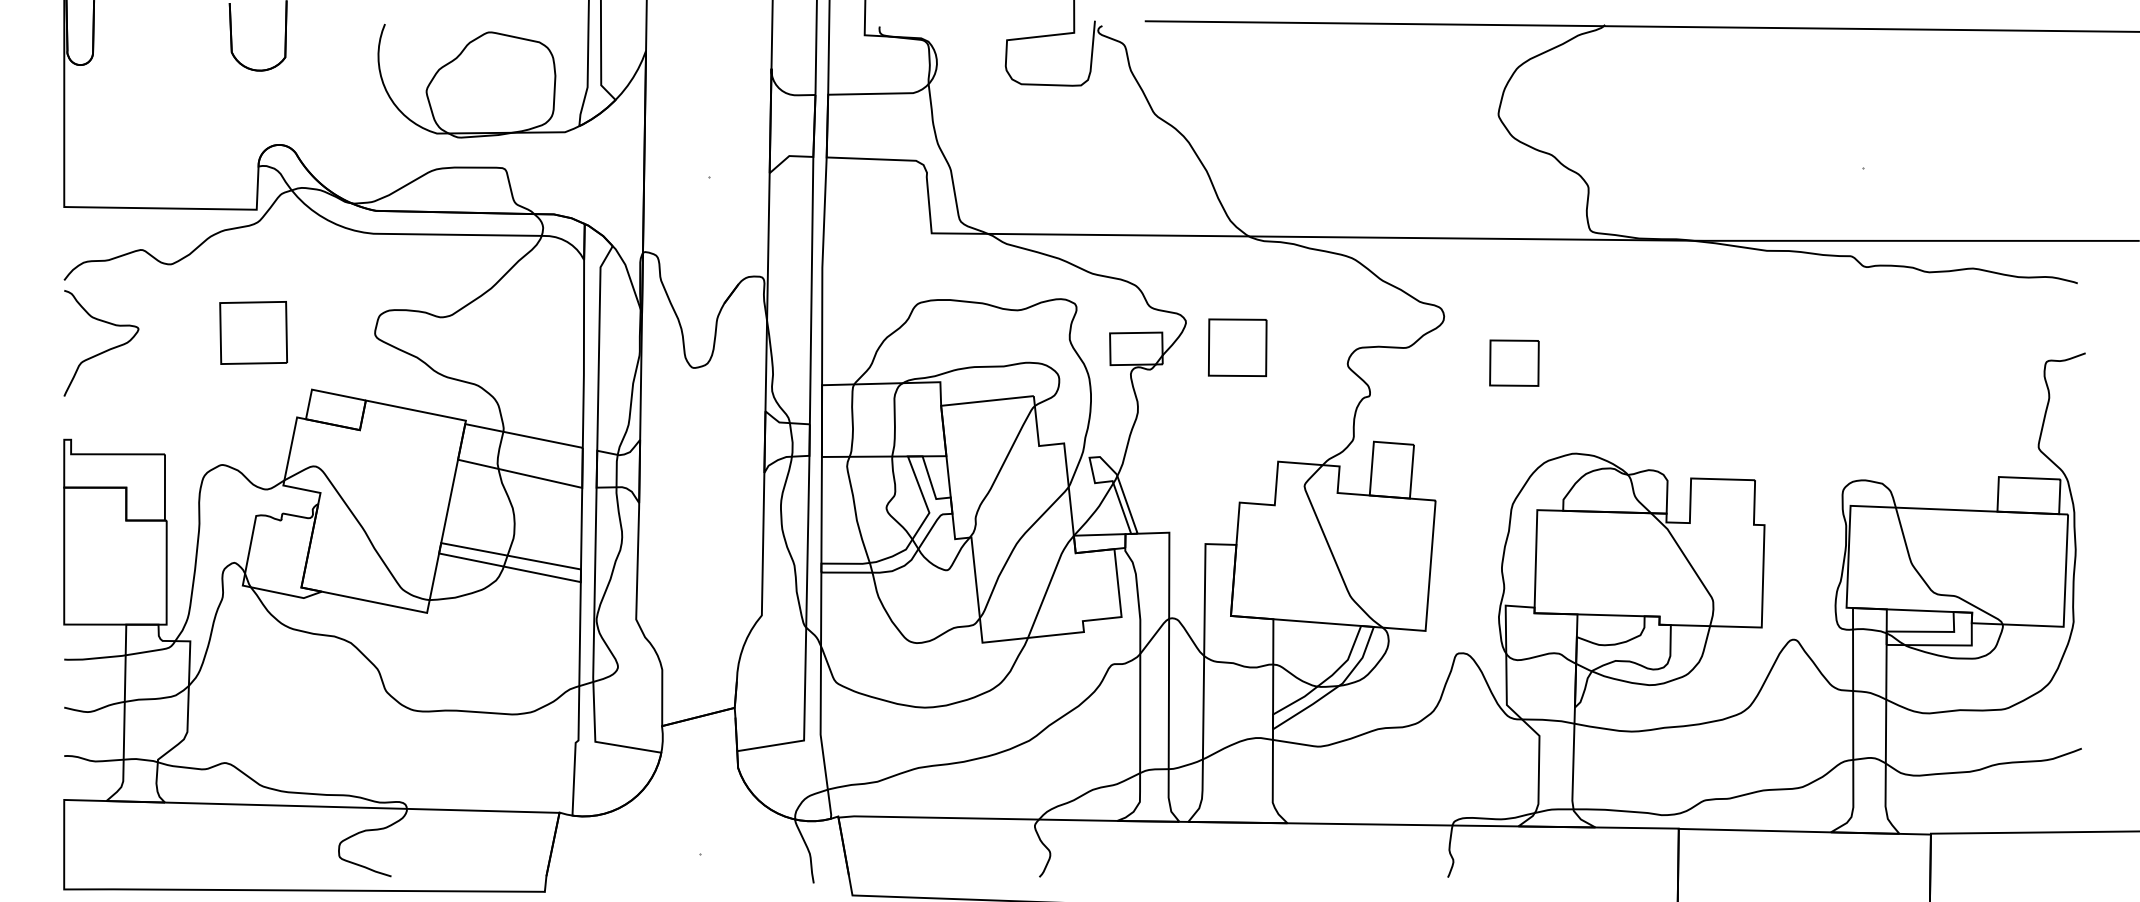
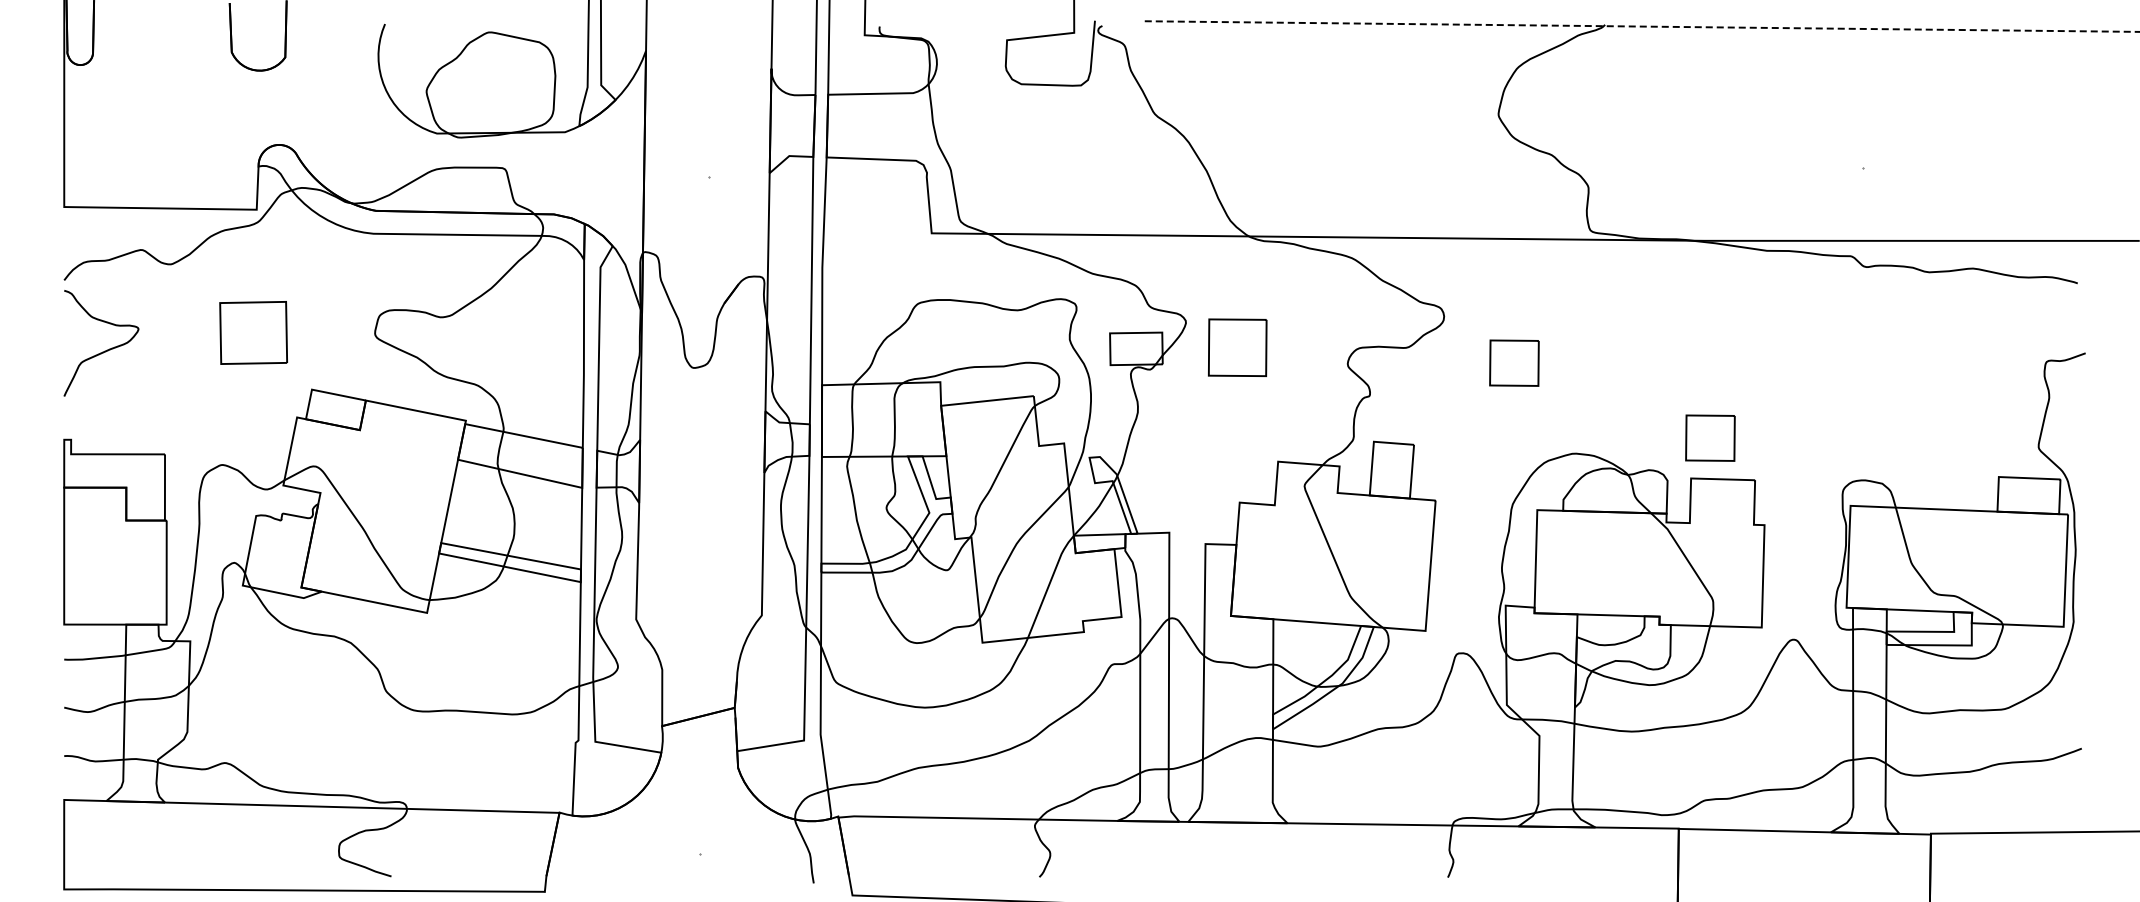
line: solid -> dashed (1642, 26)
part: none -> present (1710, 437)
